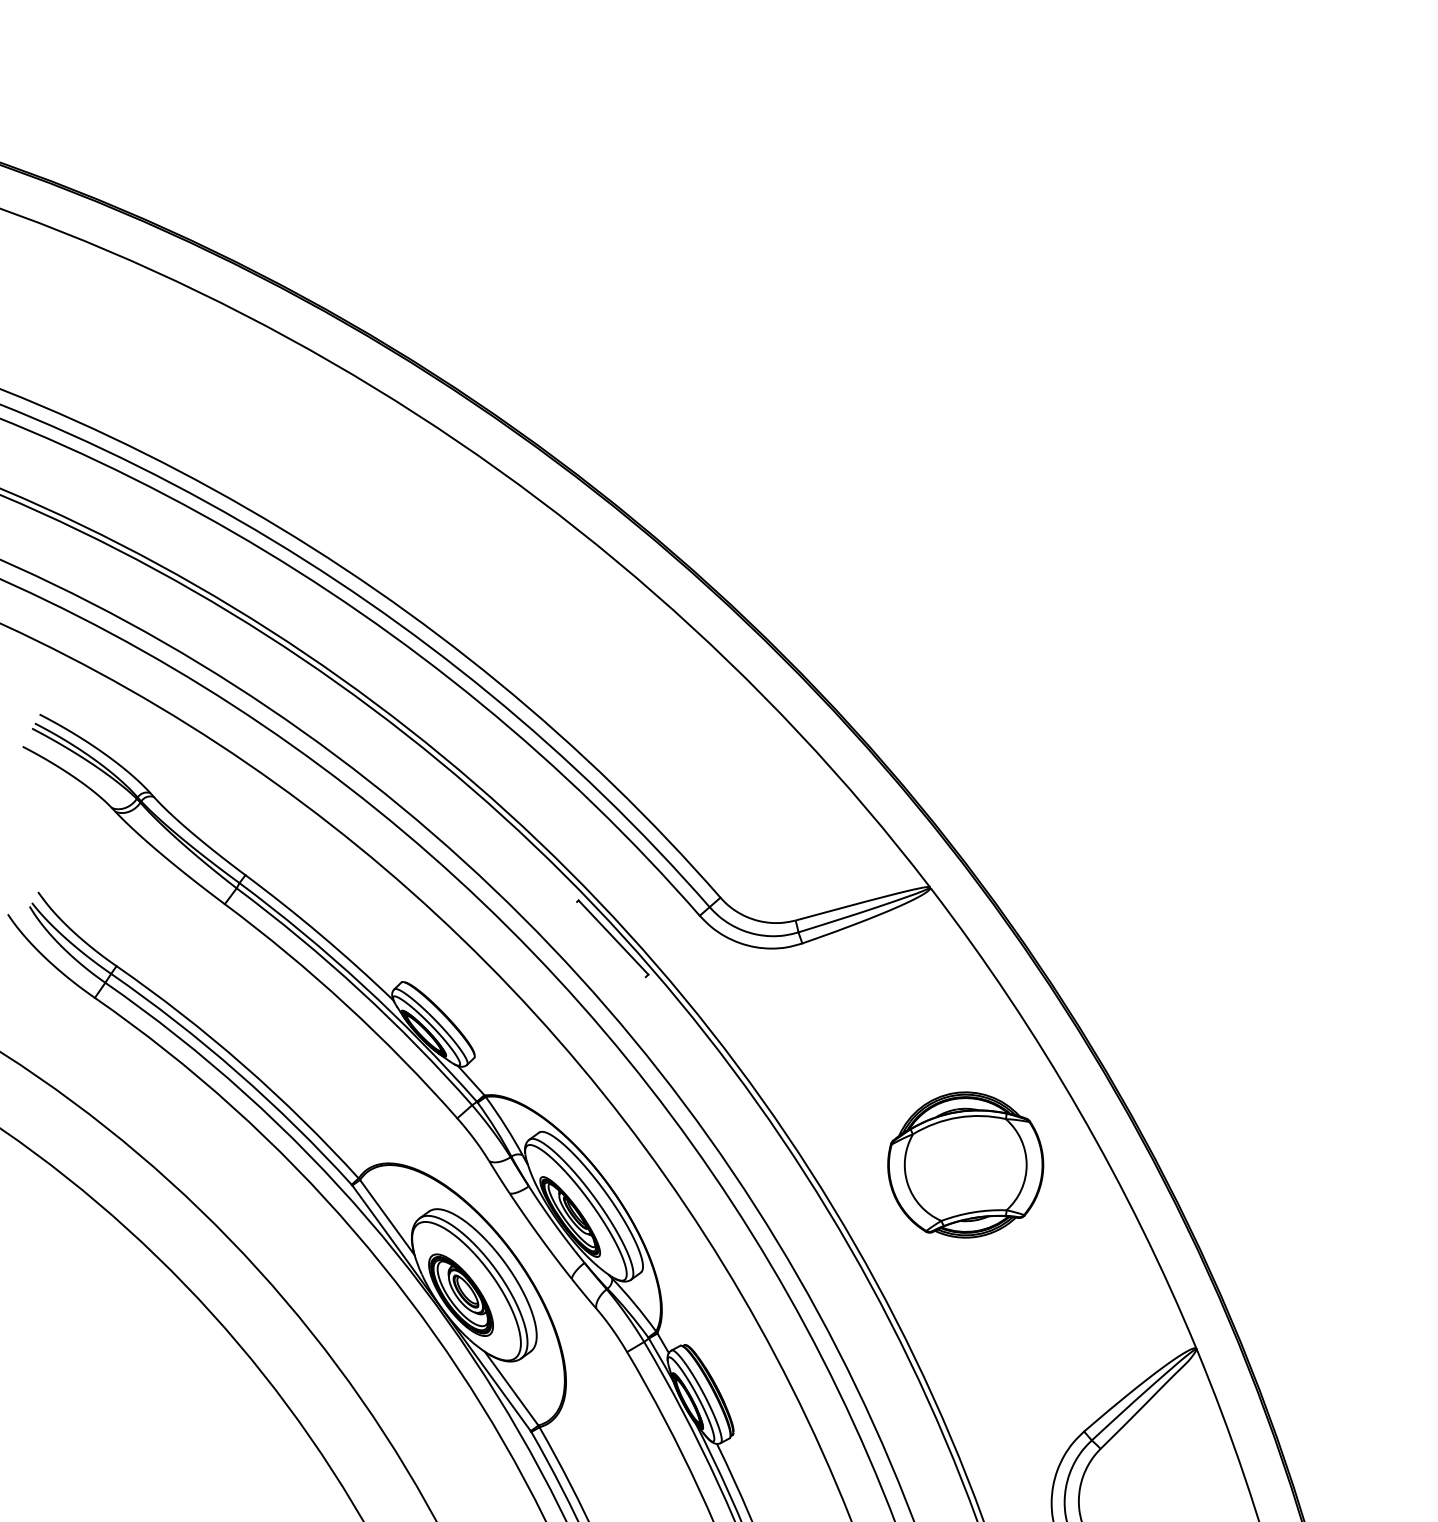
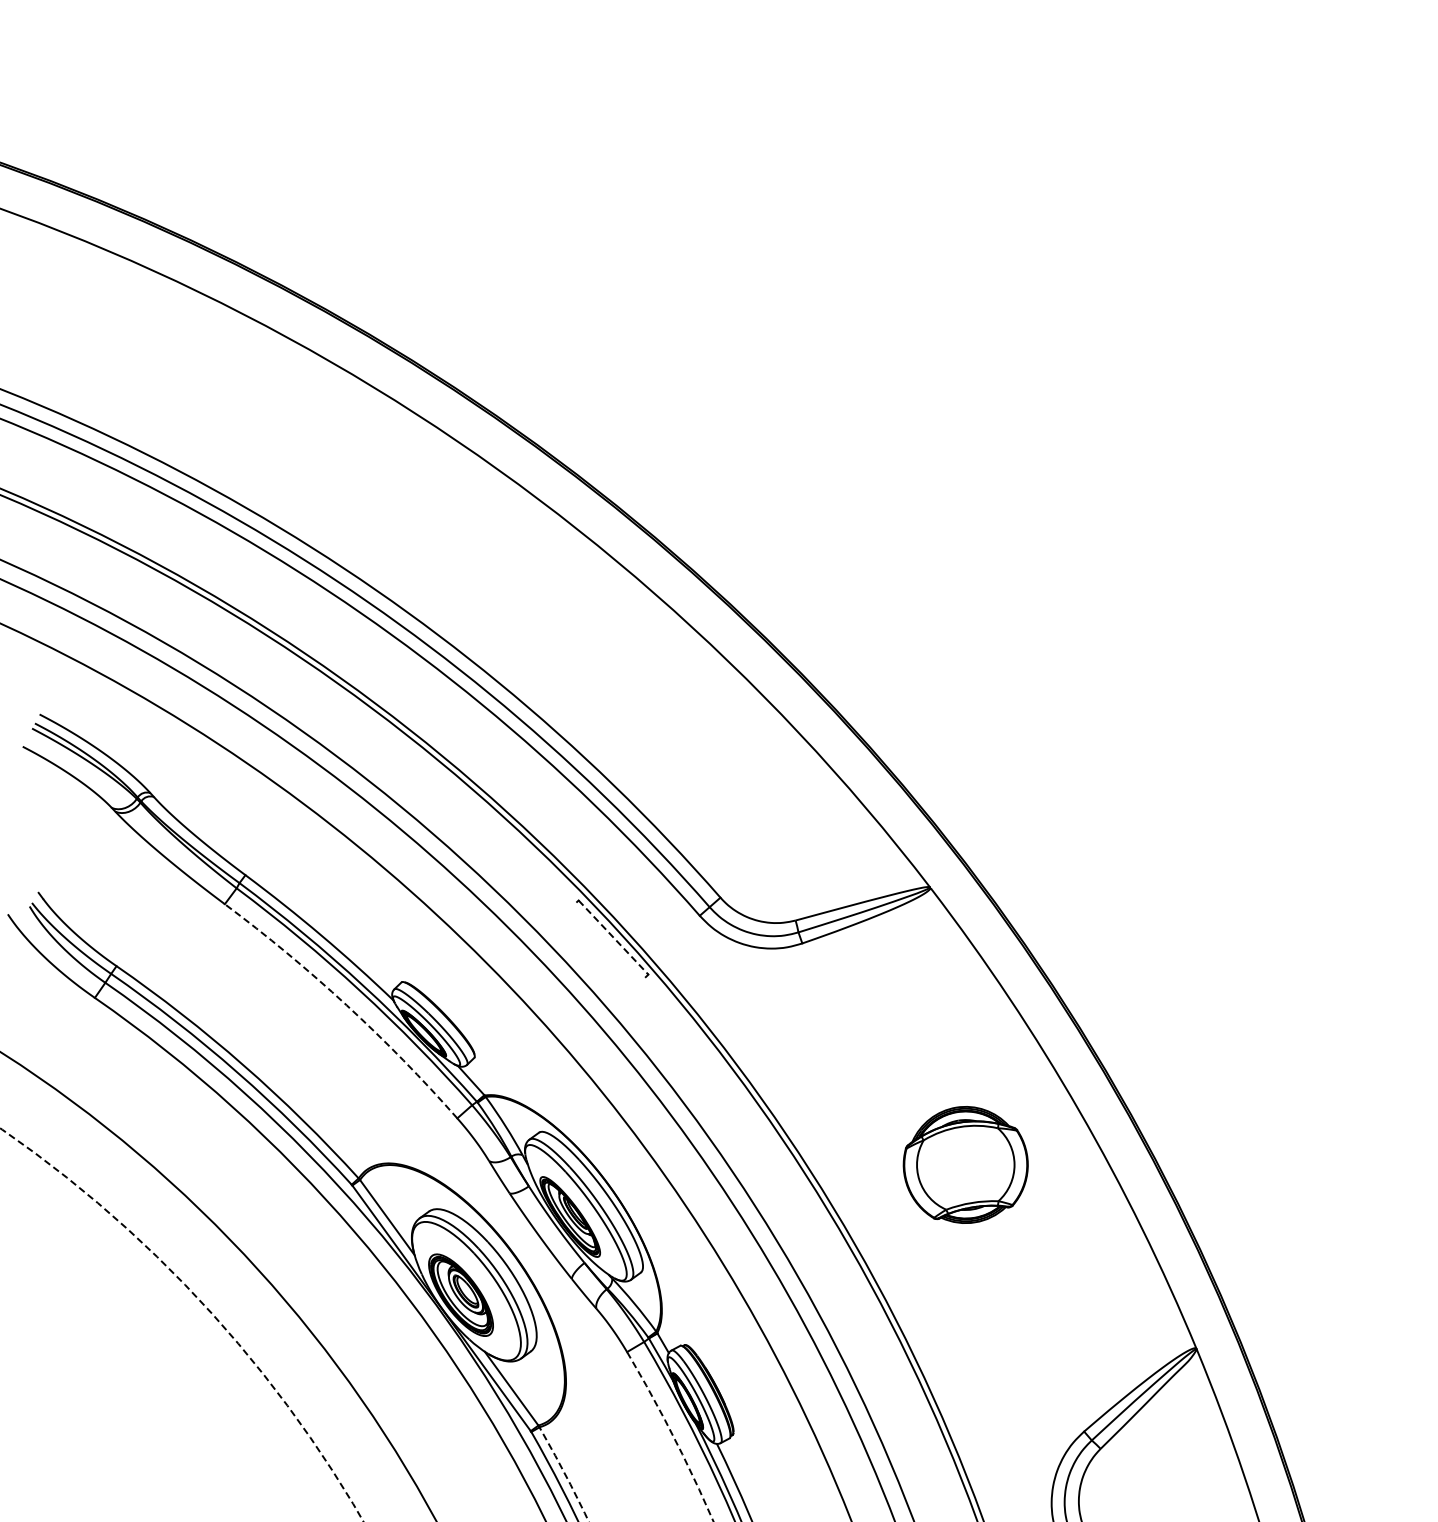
line: solid -> dashed (613, 937)
arc: solid -> dashed (346, 1005)
part size: 158x148 px -> 127x118 px (965, 1164)
arc: solid -> dashed (202, 1303)
arc: solid -> dashed (673, 1435)
arc: solid -> dashed (565, 1474)
